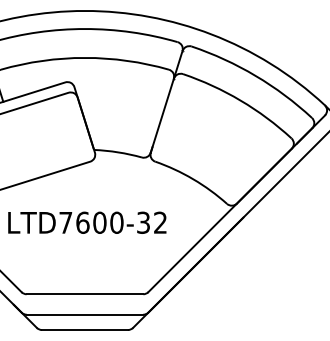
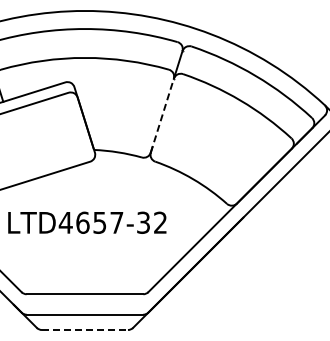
line: solid -> dashed (162, 115)
text: LTD7600-32 -> LTD4657-32 (90, 222)
line: solid -> dashed (85, 330)
